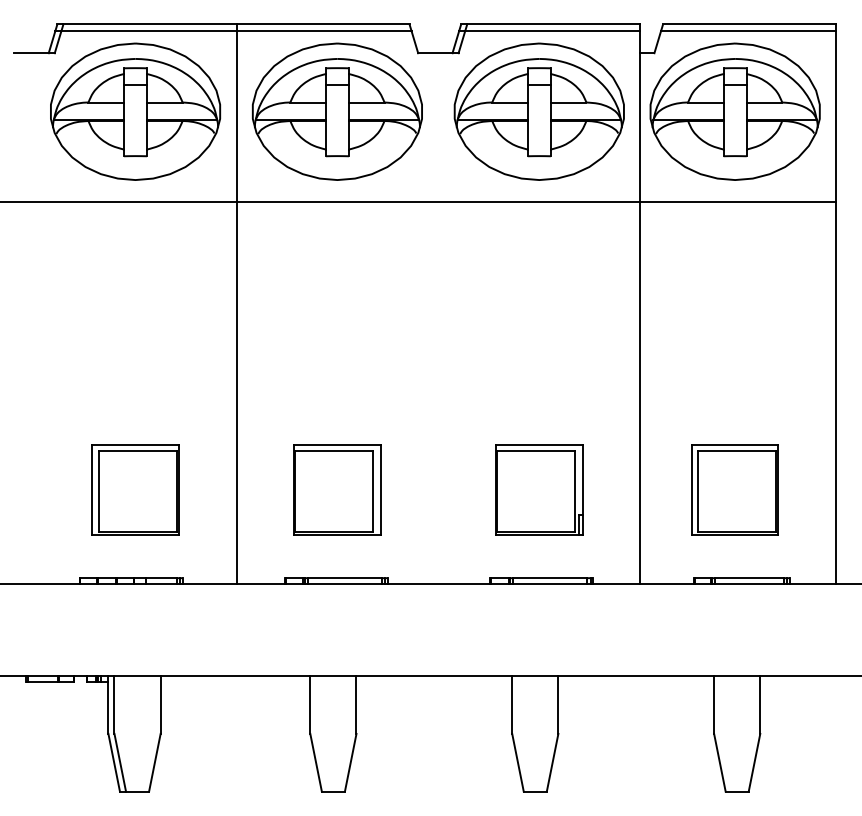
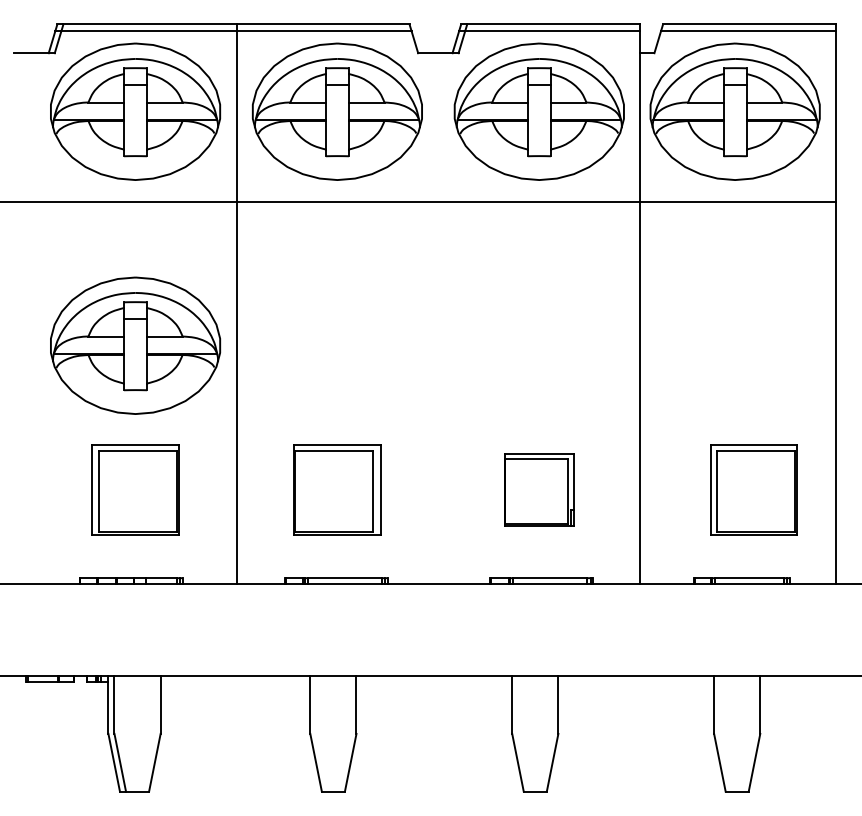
part: none -> present (135, 345)
part size: 89x92 px -> 71x74 px (539, 489)
part position: (734, 489) -> (753, 489) (753, 489)
